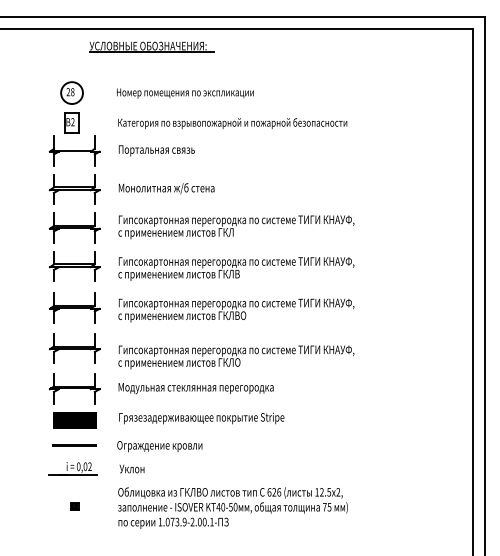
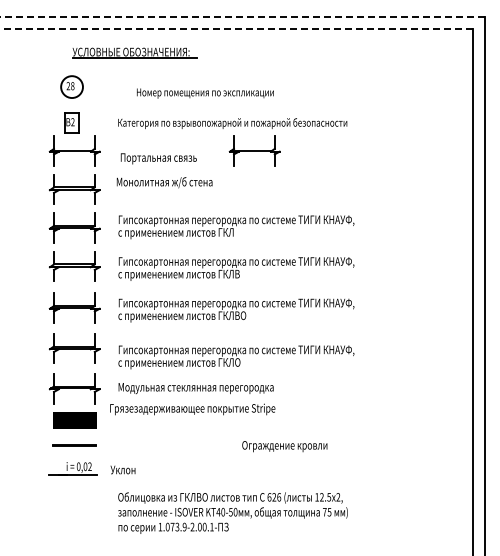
line: solid -> dashed (242, 16)
line: solid -> dashed (236, 28)
part position: (151, 46) -> (134, 52) (134, 52)
part position: (71, 92) -> (71, 86) (71, 86)
text position: (185, 93) -> (205, 93) (205, 93)
text position: (156, 150) -> (158, 158) (158, 158)
part: none -> present (254, 150)
text position: (166, 188) -> (164, 182) (164, 182)
text position: (201, 418) -> (192, 409) (192, 409)
text position: (159, 446) -> (284, 446) (284, 446)
text position: (131, 468) -> (122, 469) (122, 469)
part: present -> none (74, 506)
text position: (232, 507) -> (232, 512) (232, 512)
